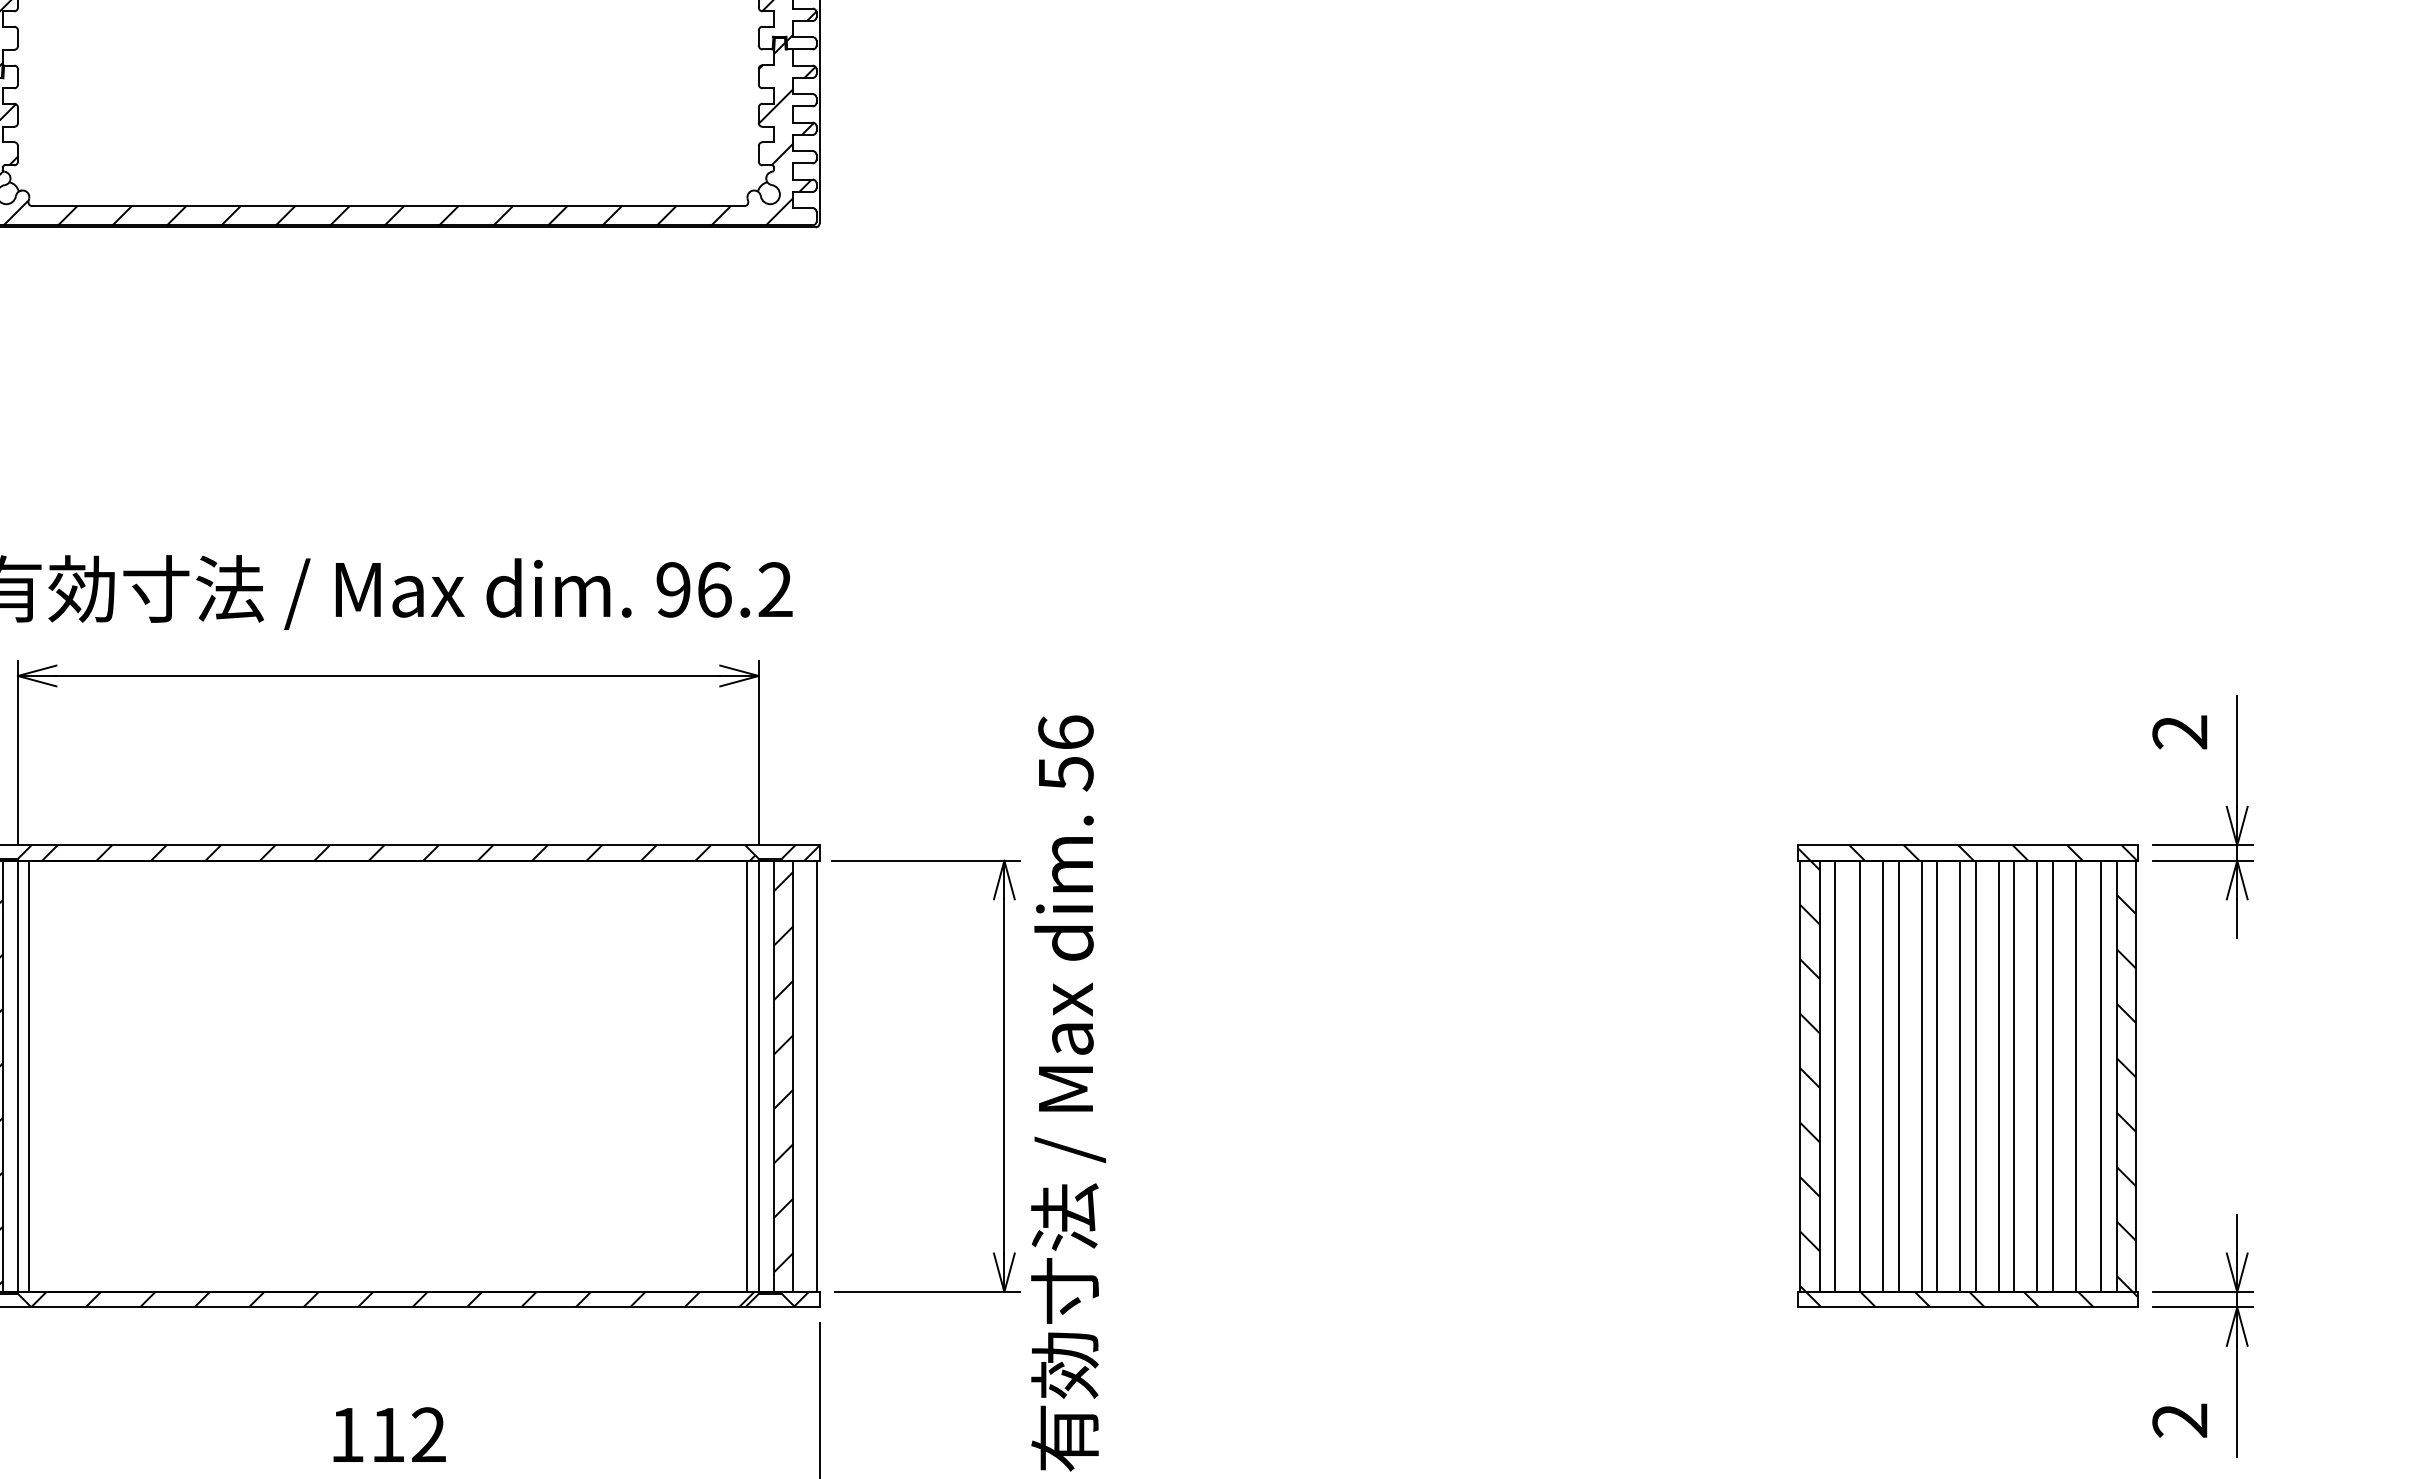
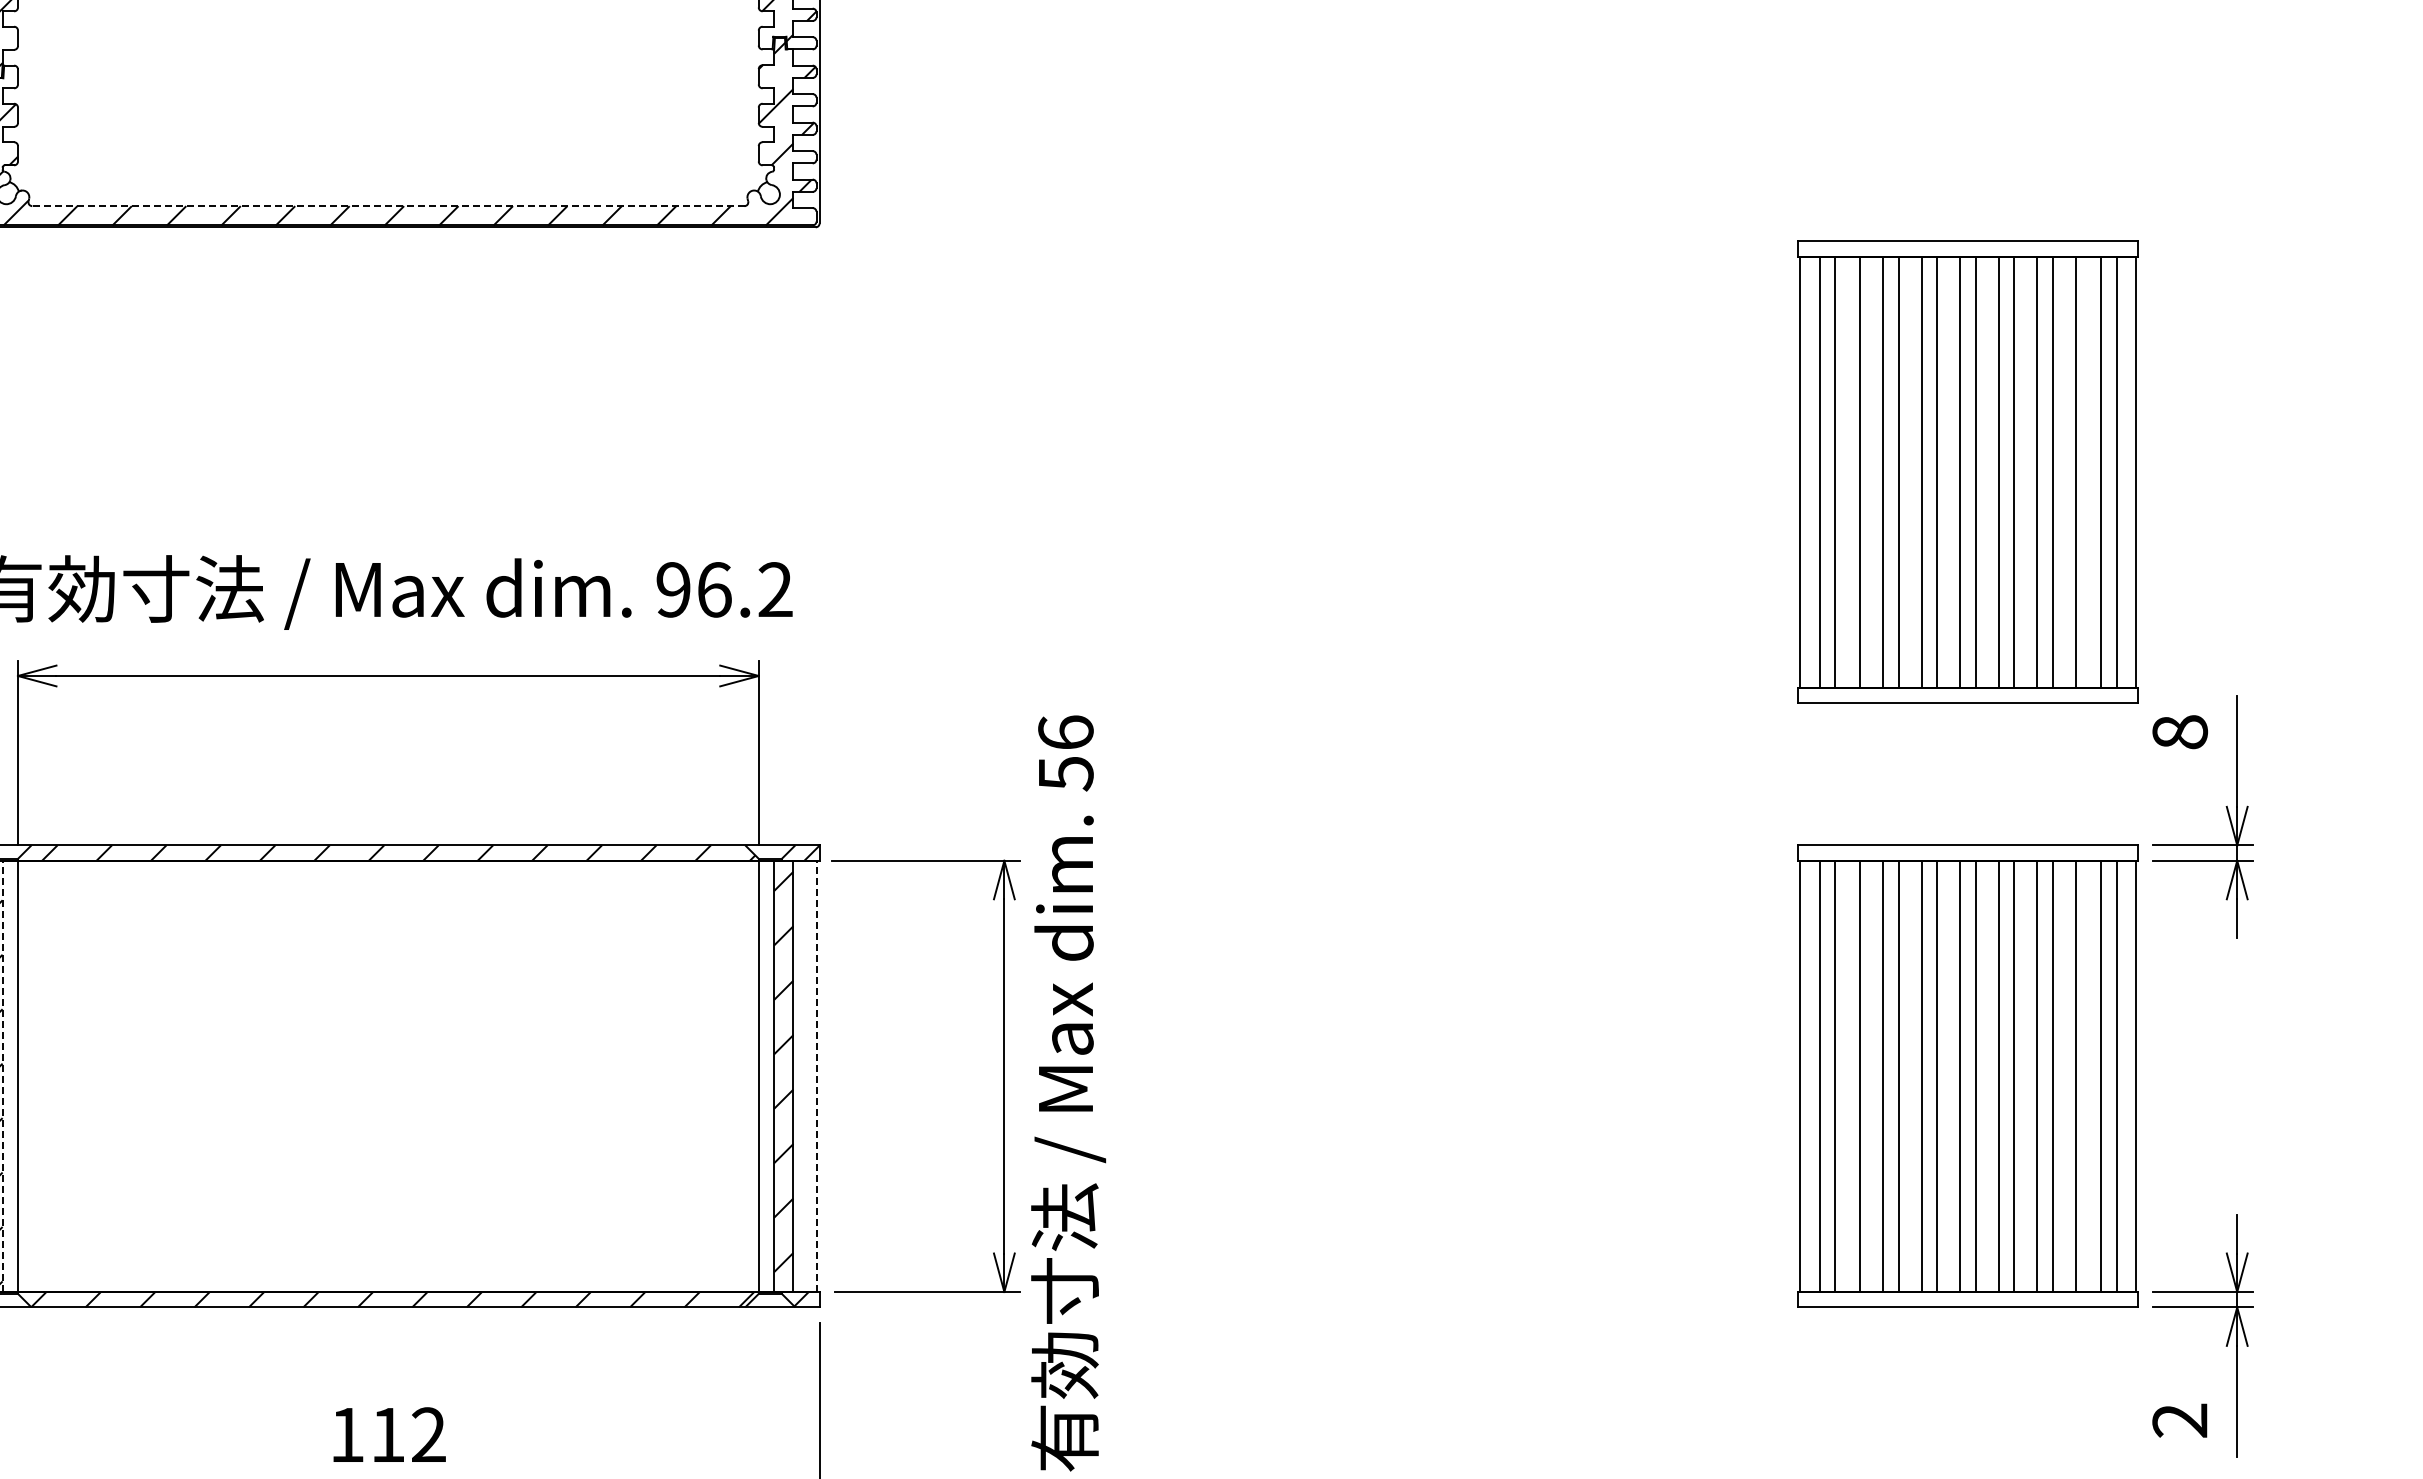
line: solid -> dashed (387, 206)
part: none -> present (1967, 471)
text: 2 -> 8 (2180, 732)
line: present -> none (29, 1075)
line: present -> none (747, 1075)
line: solid -> dashed (2, 1076)
line: solid -> dashed (816, 1076)
